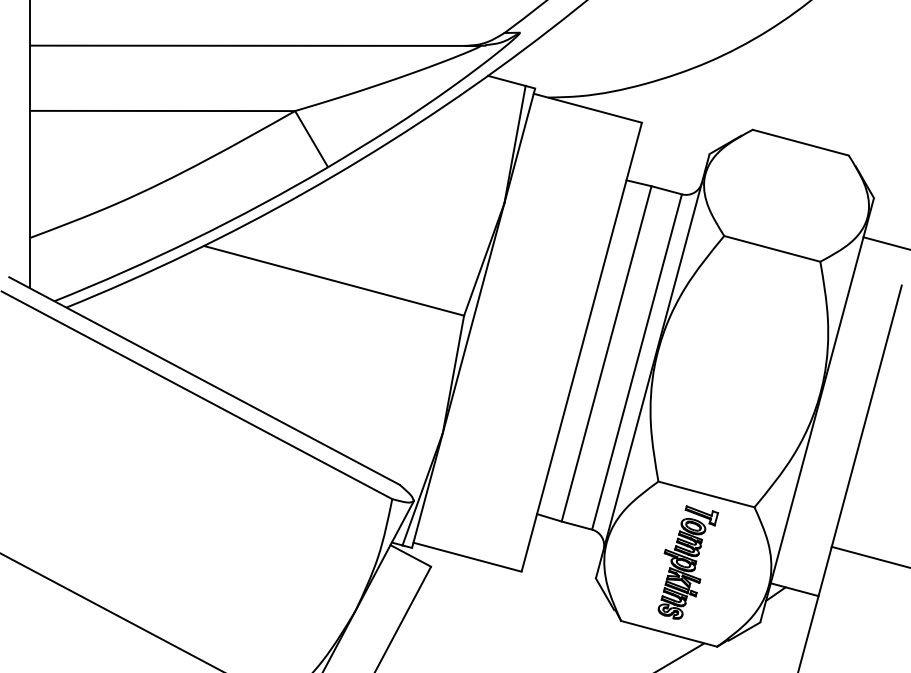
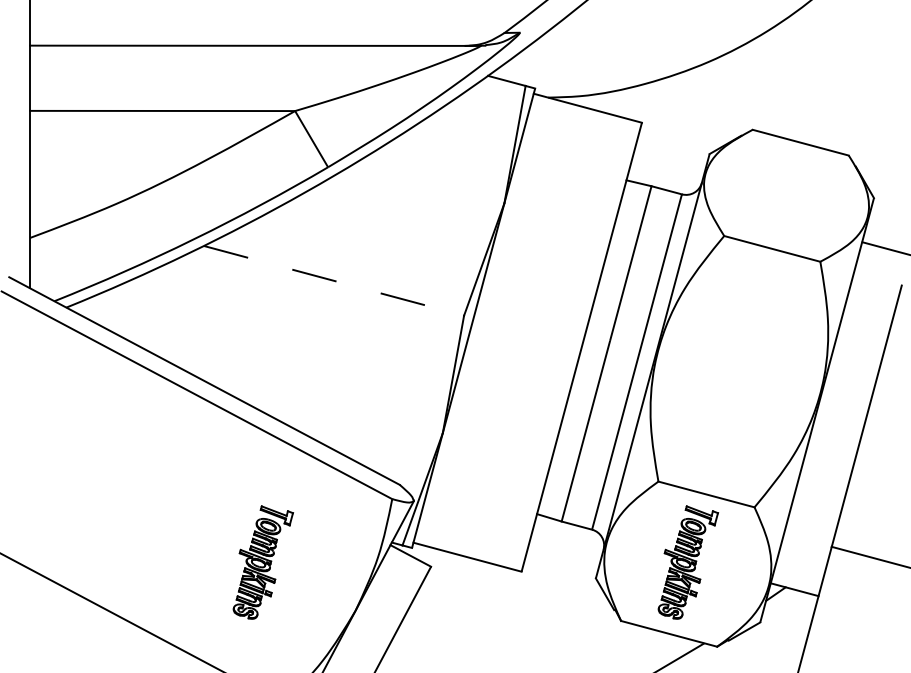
line position: (885, 243) -> (884, 248) (884, 248)
line: solid -> dashed (334, 280)
part: none -> present (263, 562)
